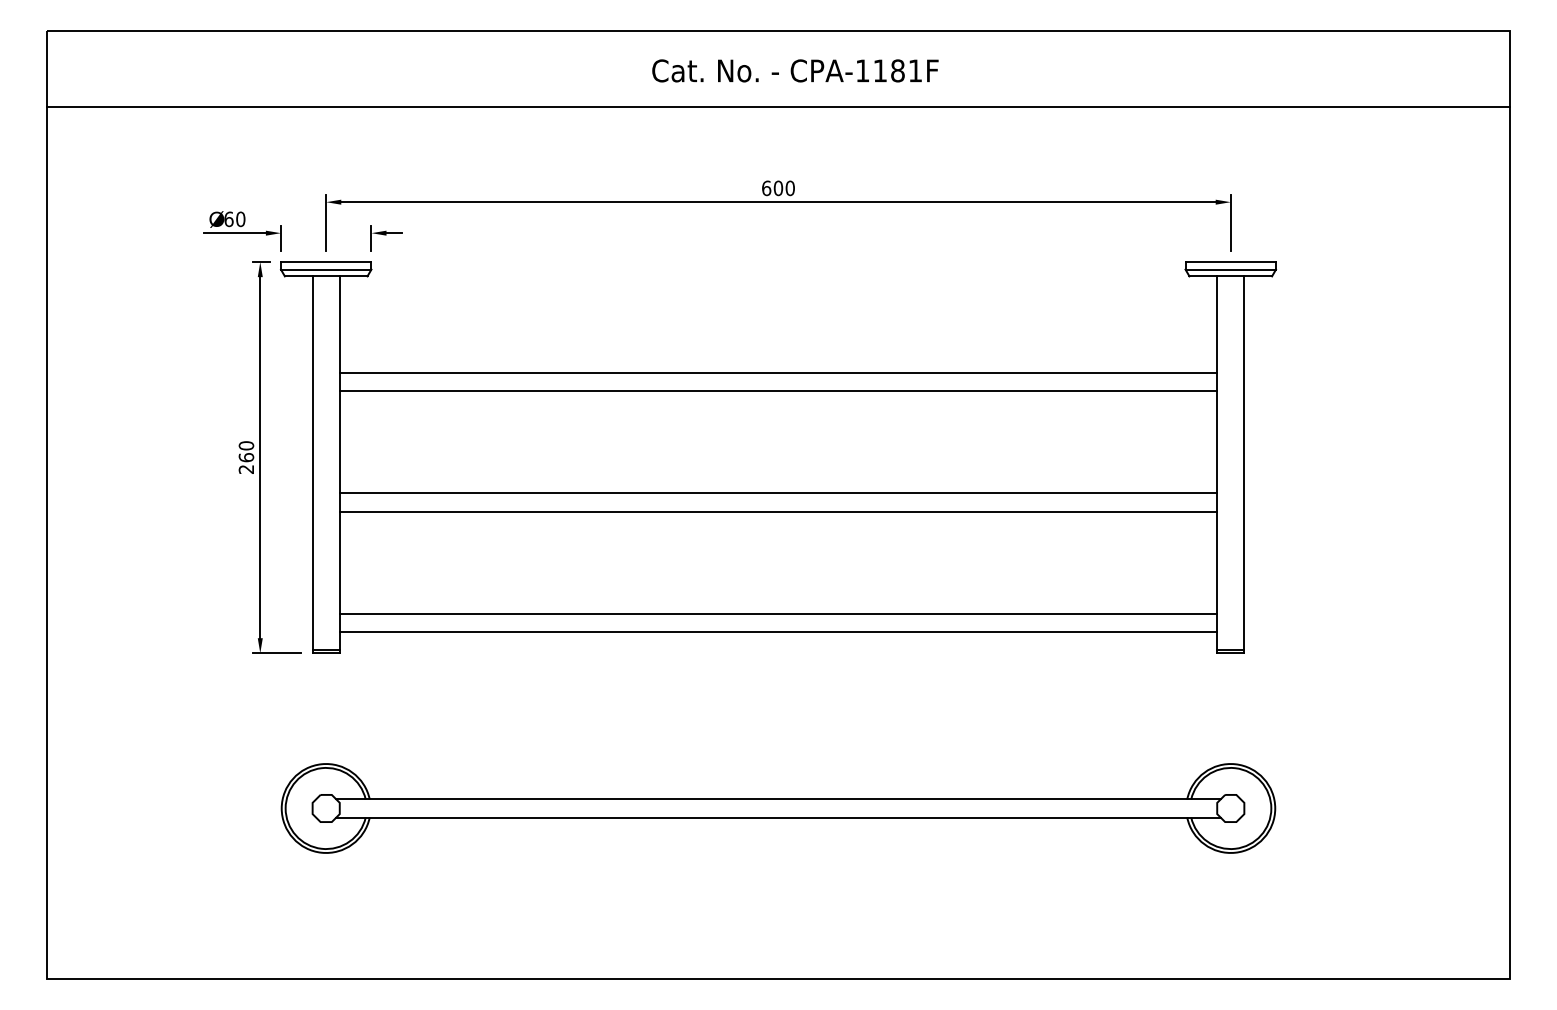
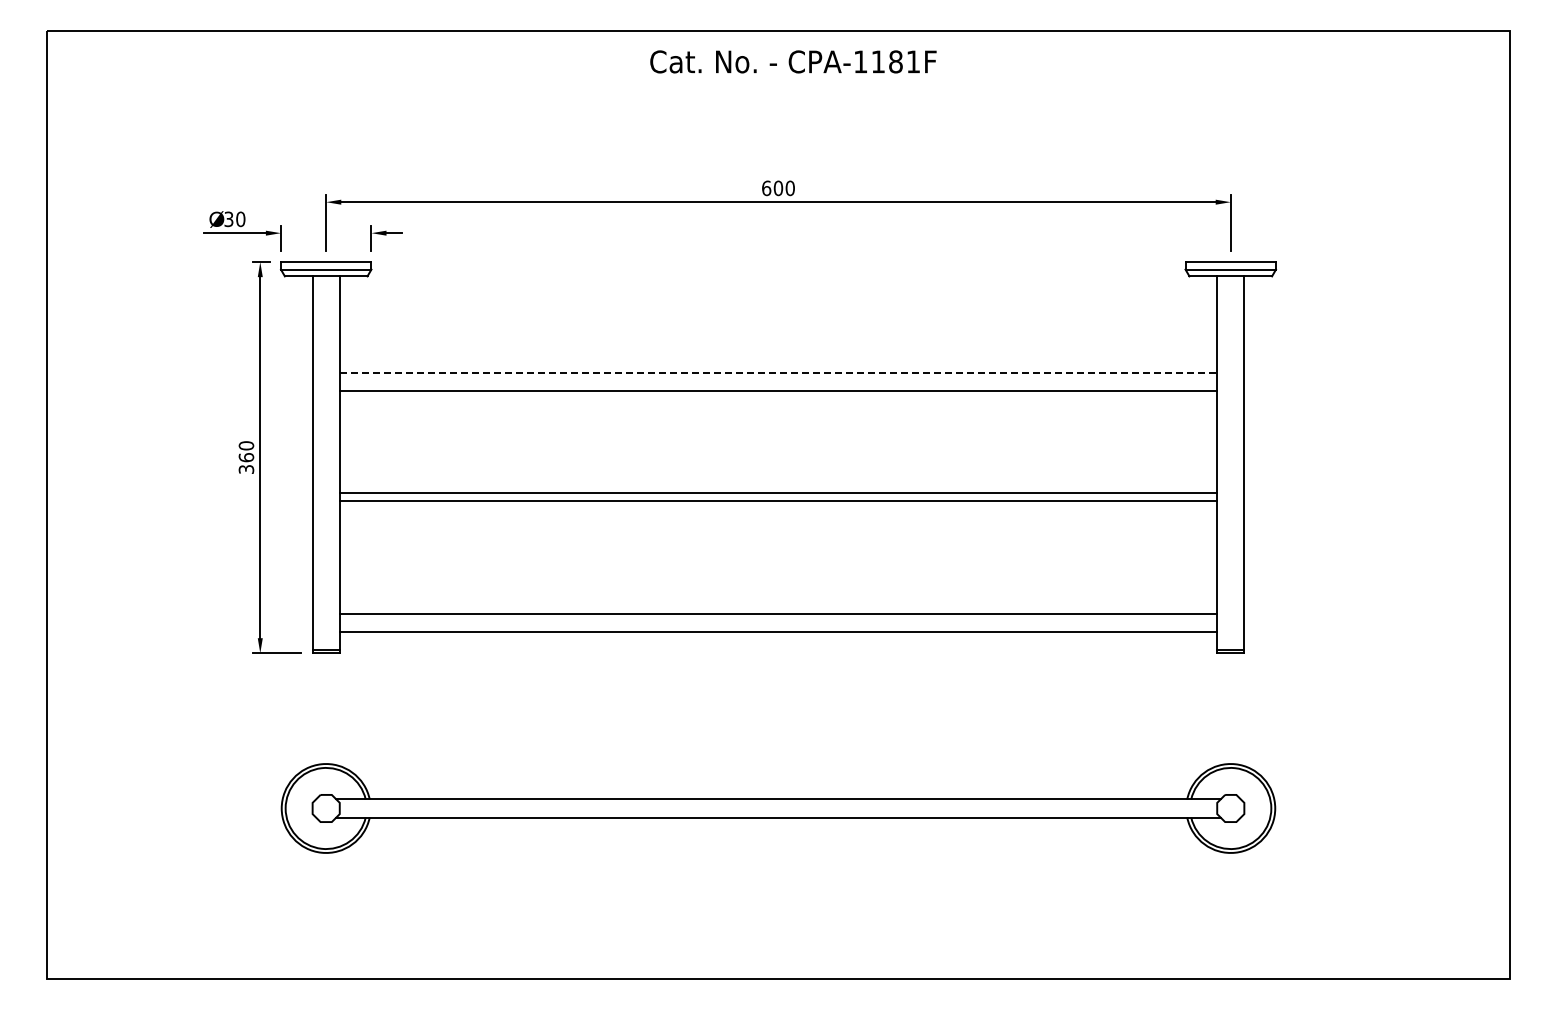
text position: (795, 70) -> (793, 61) (793, 61)
line: present -> none (778, 106)
text: 60 -> 30 (228, 219)
line: solid -> dashed (778, 372)
text: 260 -> 360 (246, 469)
line position: (778, 511) -> (778, 500) (778, 500)
